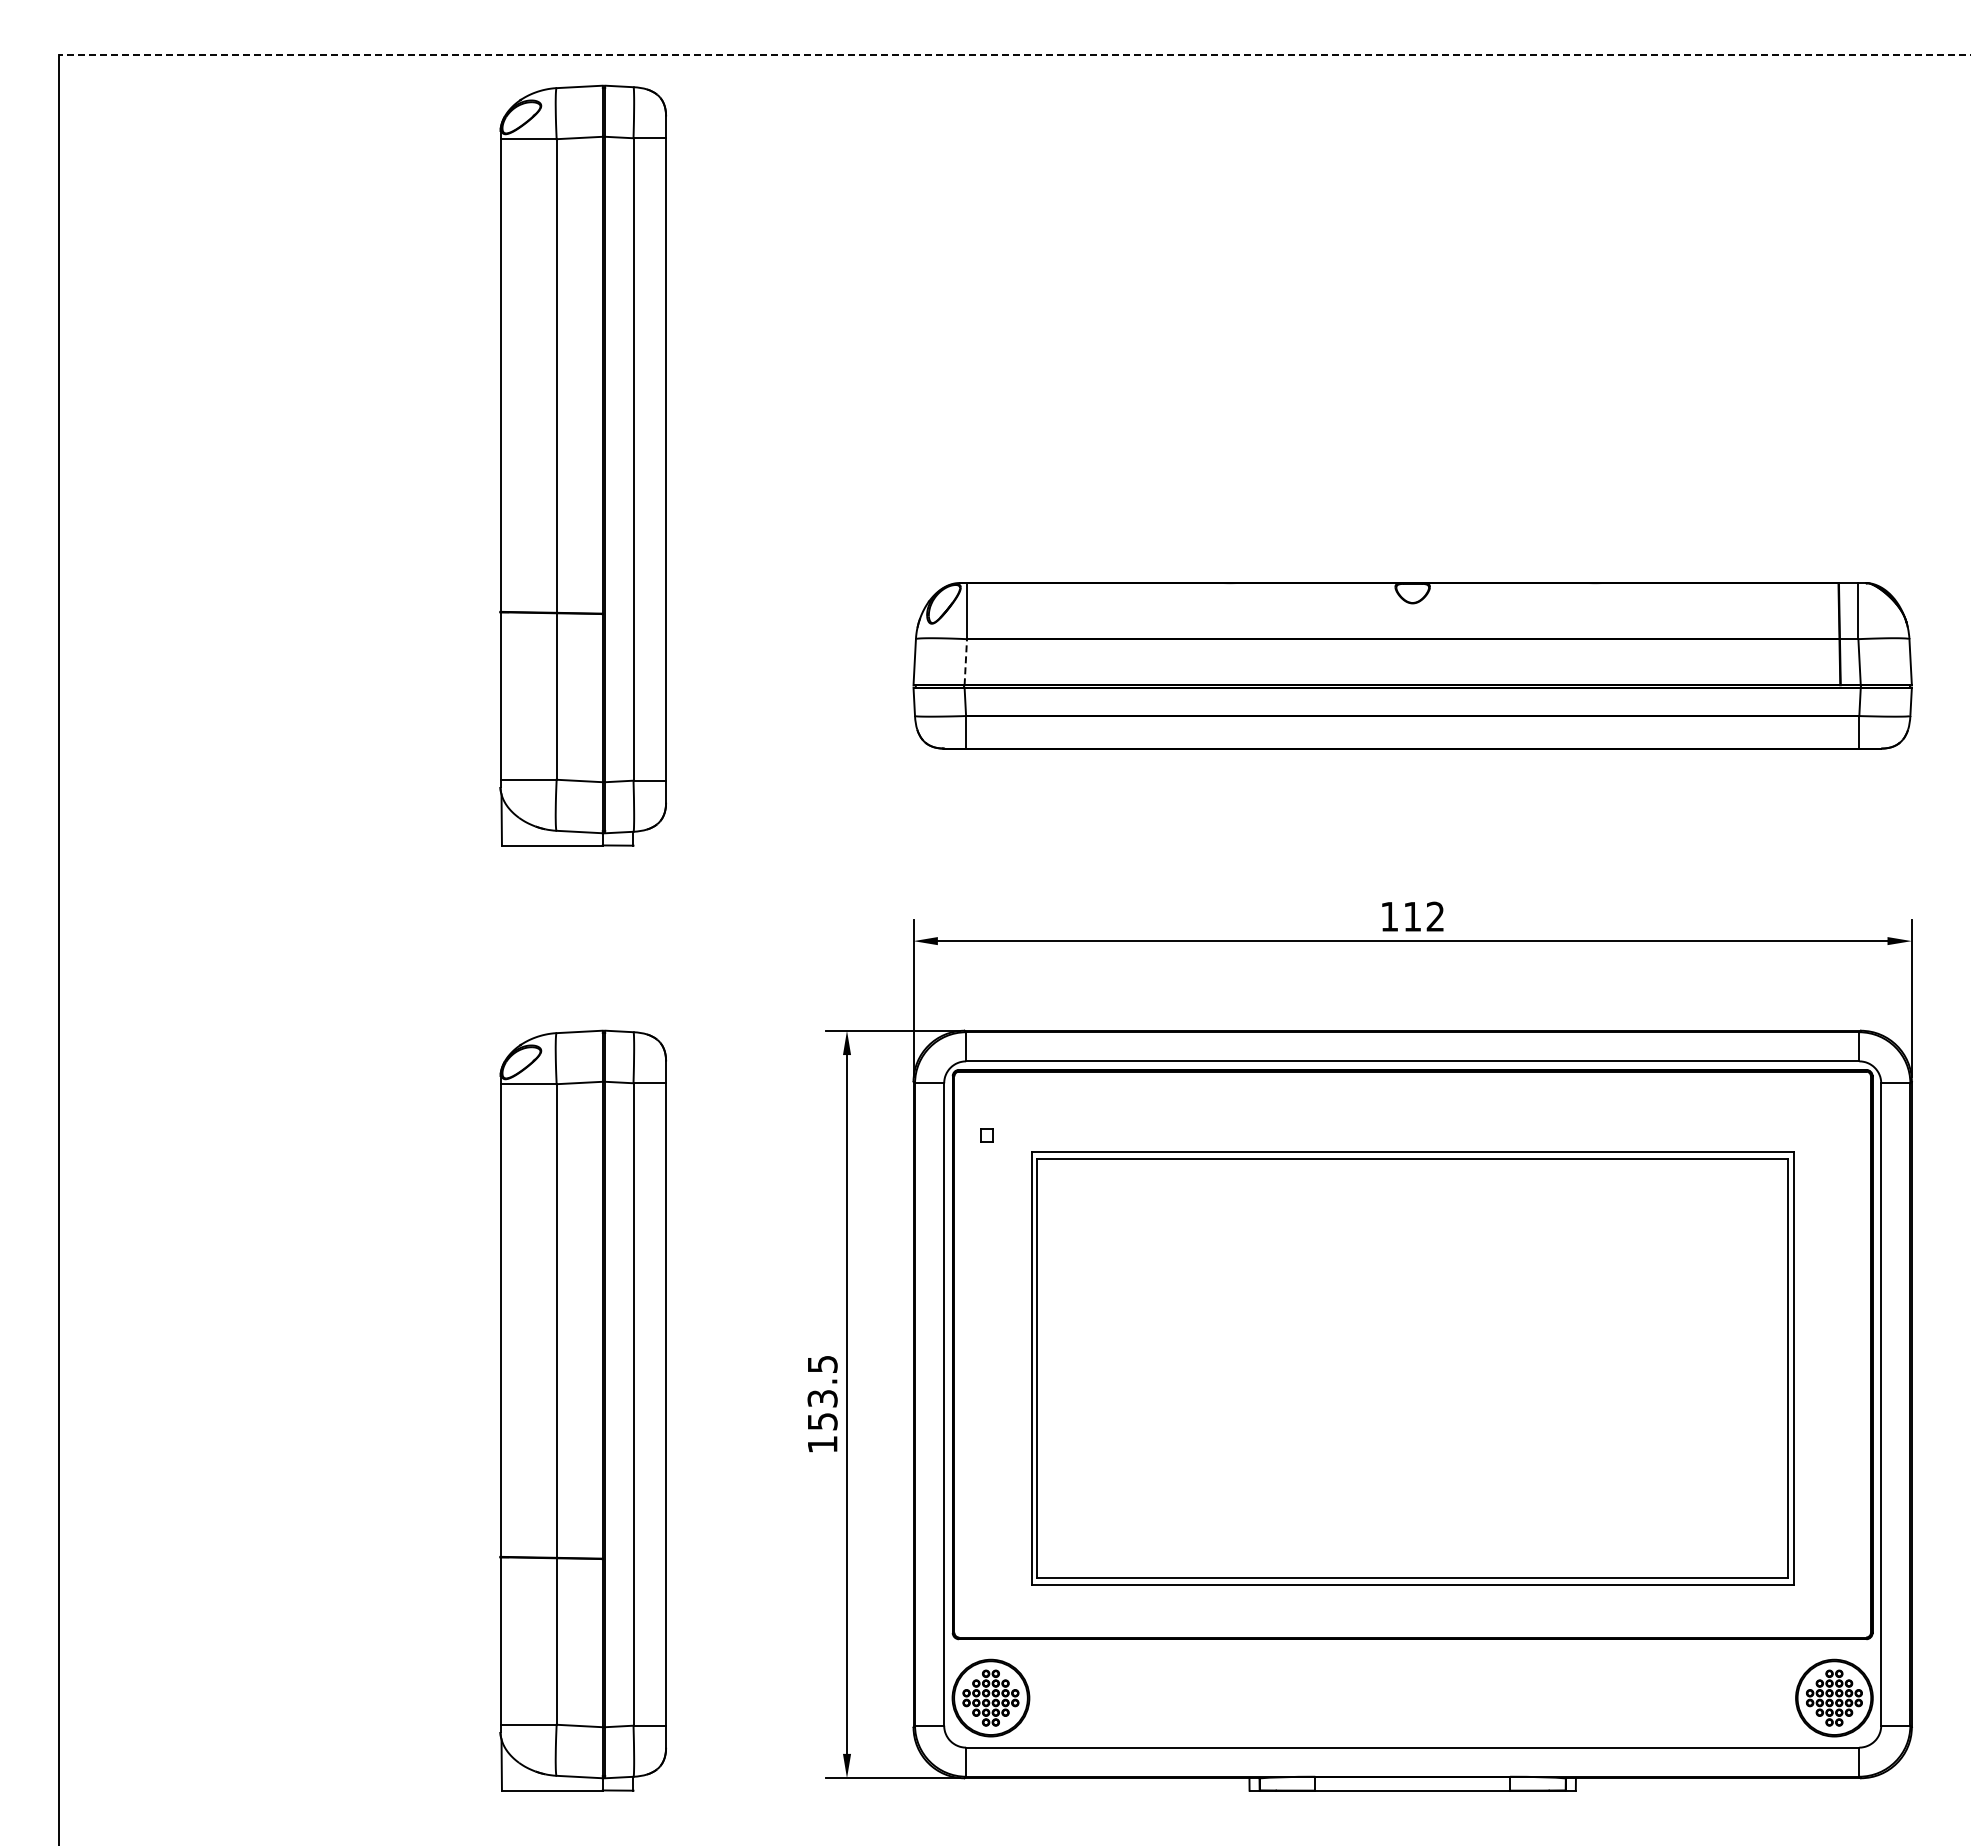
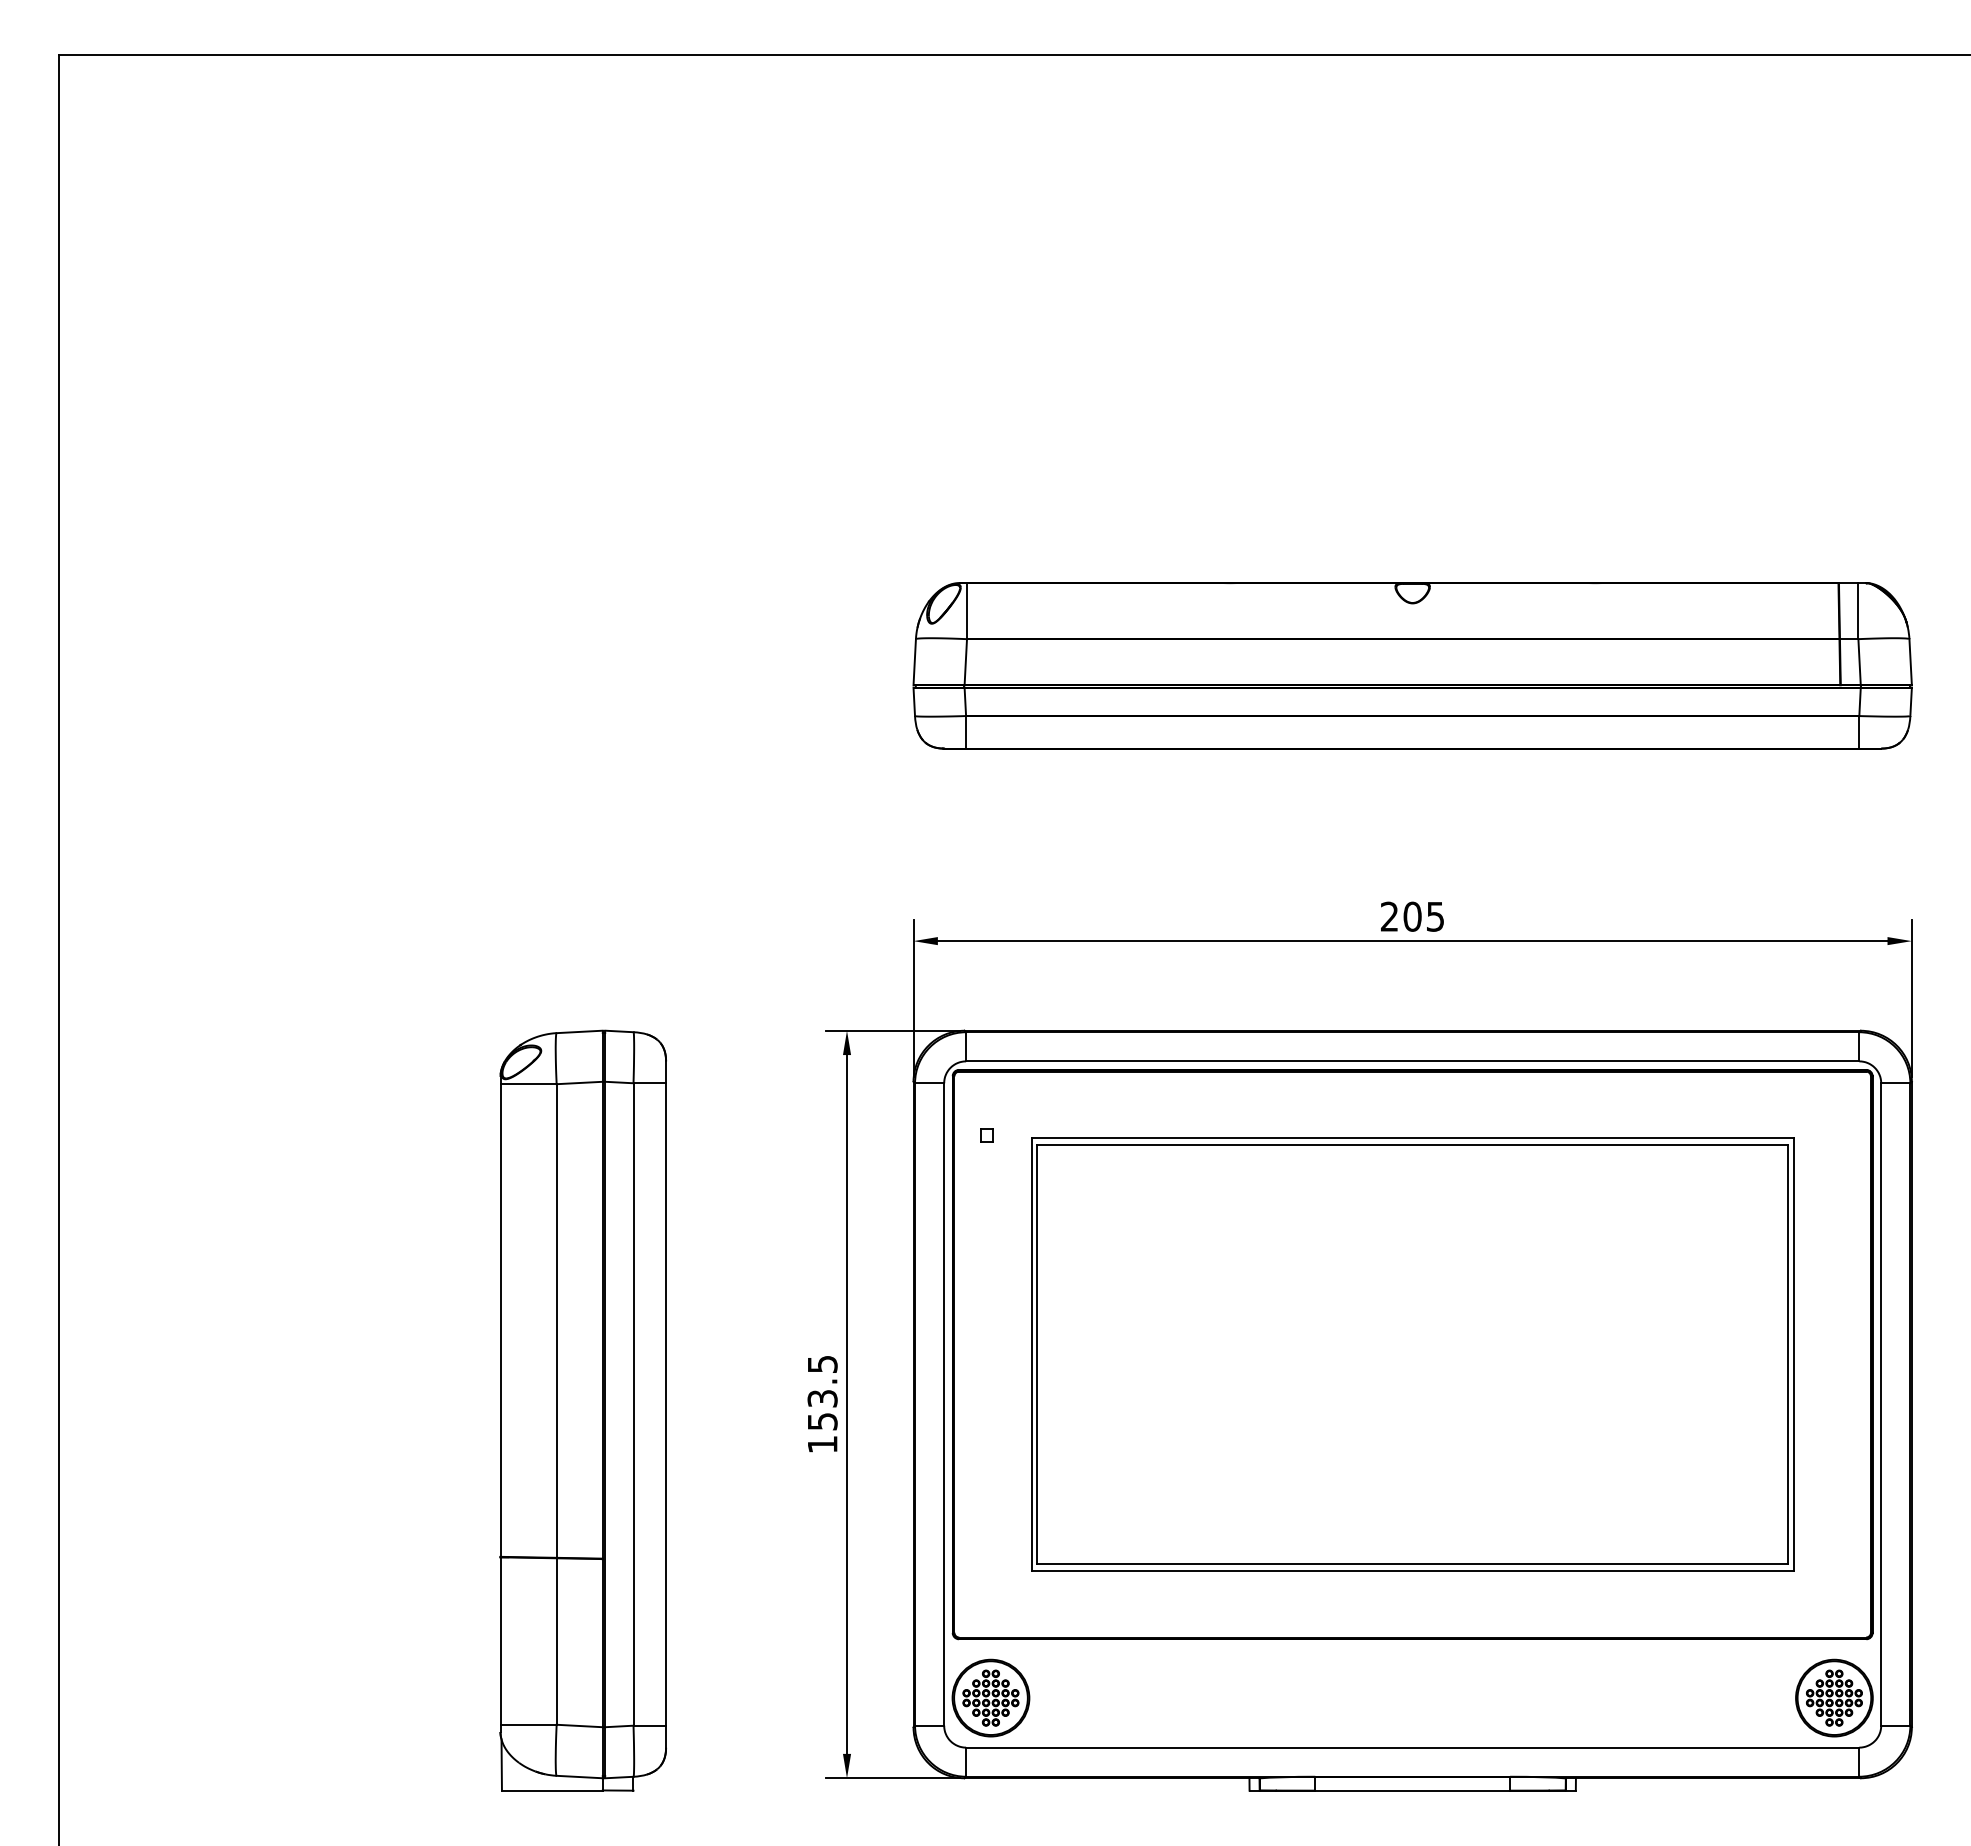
line: dashed -> solid (1014, 55)
part: present -> none (582, 465)
line: dashed -> solid (965, 661)
text: 112 -> 205 (1412, 916)
part position: (1412, 1368) -> (1412, 1354) (1412, 1354)
